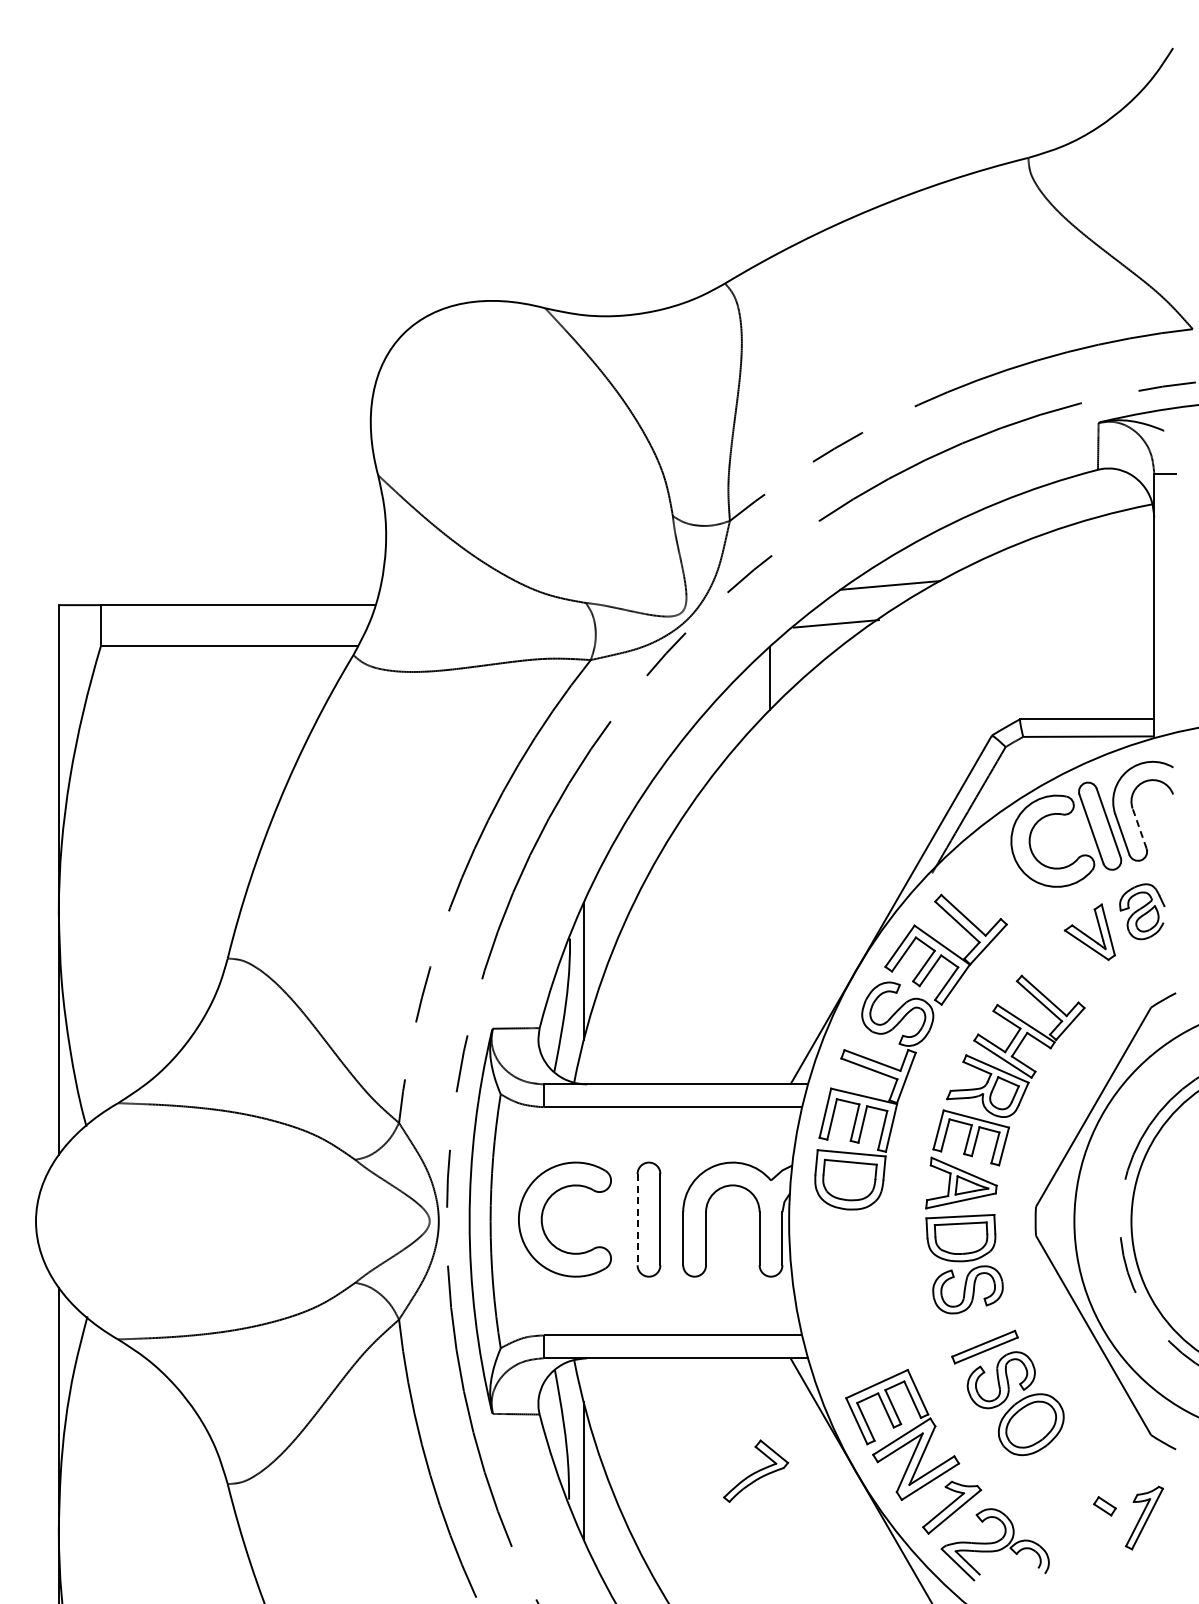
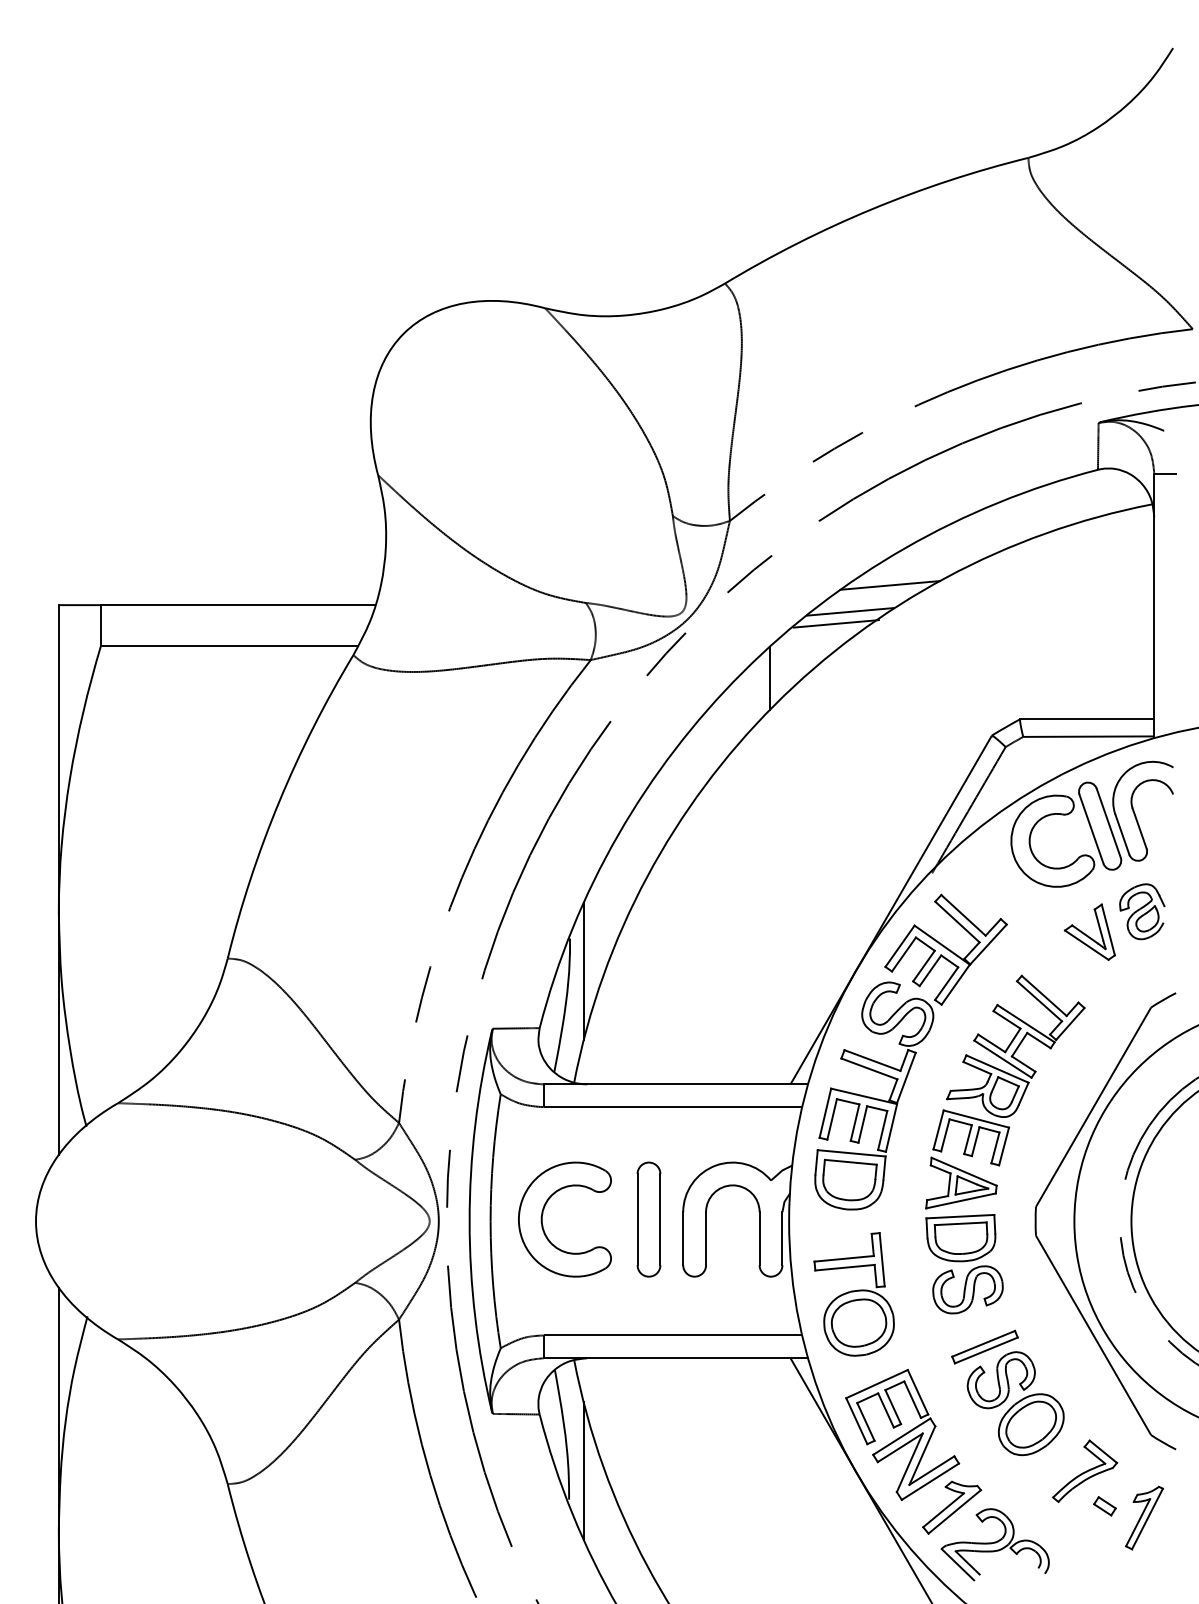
line: none -> present (850, 611)
line: dashed -> solid (1139, 828)
line: dashed -> solid (637, 1219)
part: none -> present (853, 1294)
part position: (756, 1470) -> (1085, 1470) (1085, 1470)
